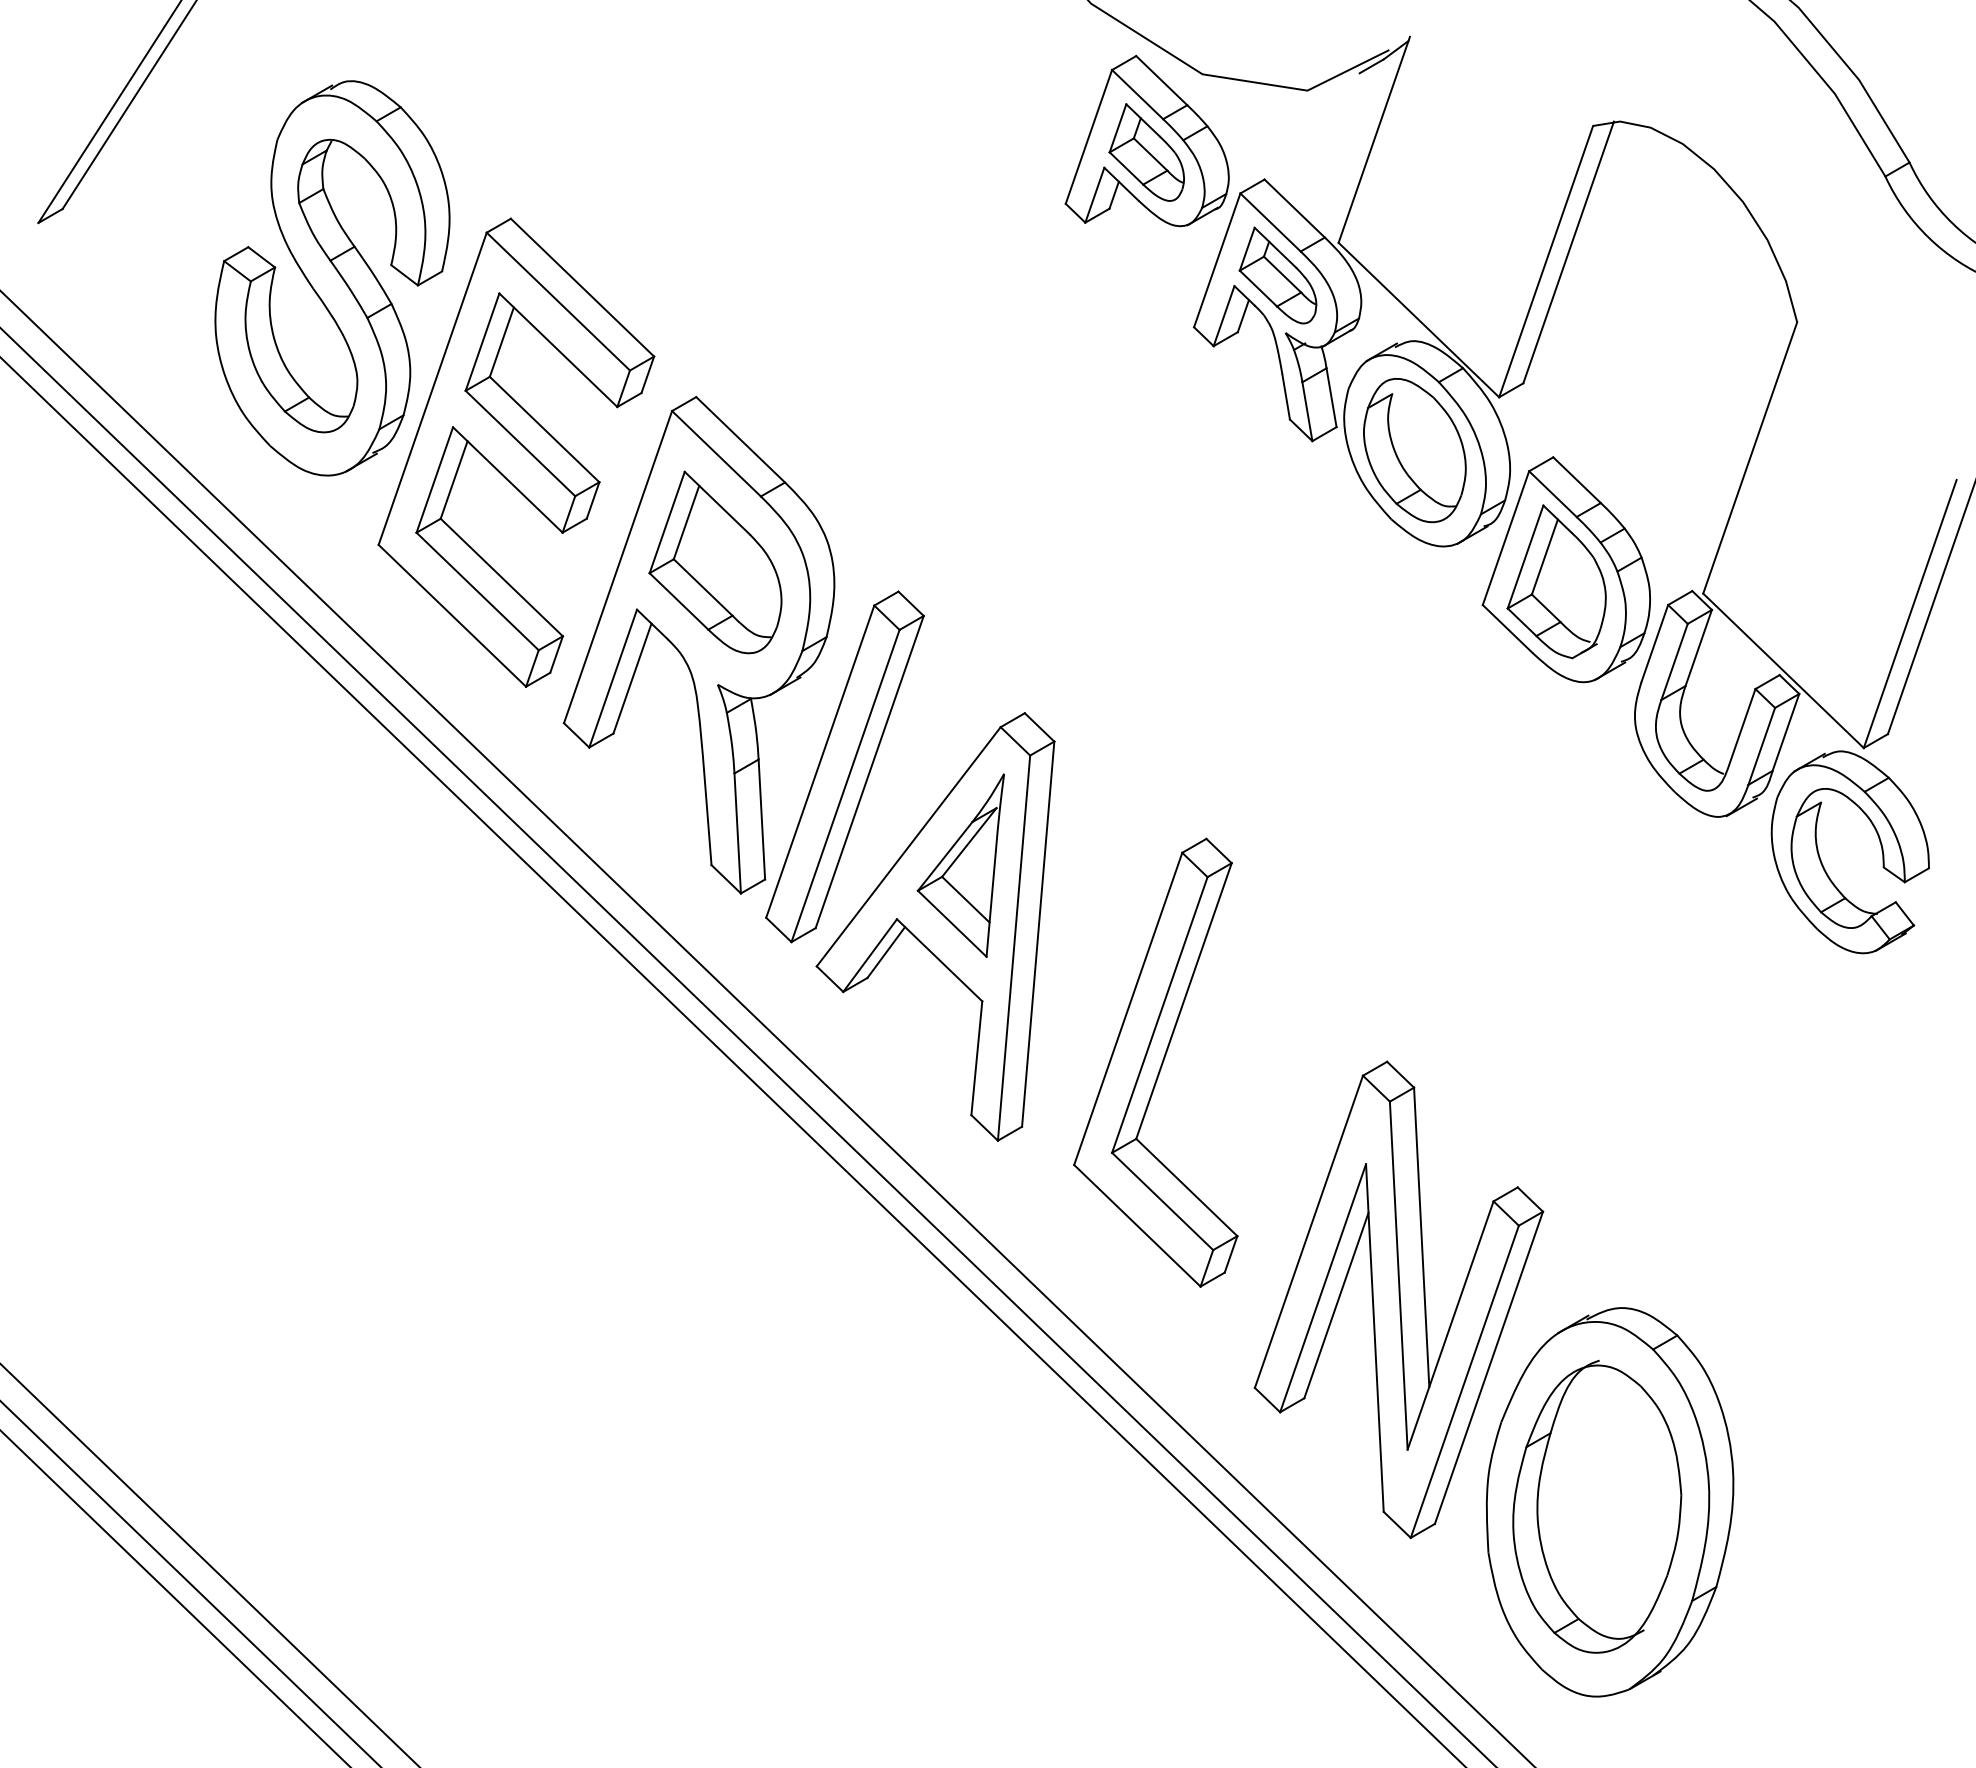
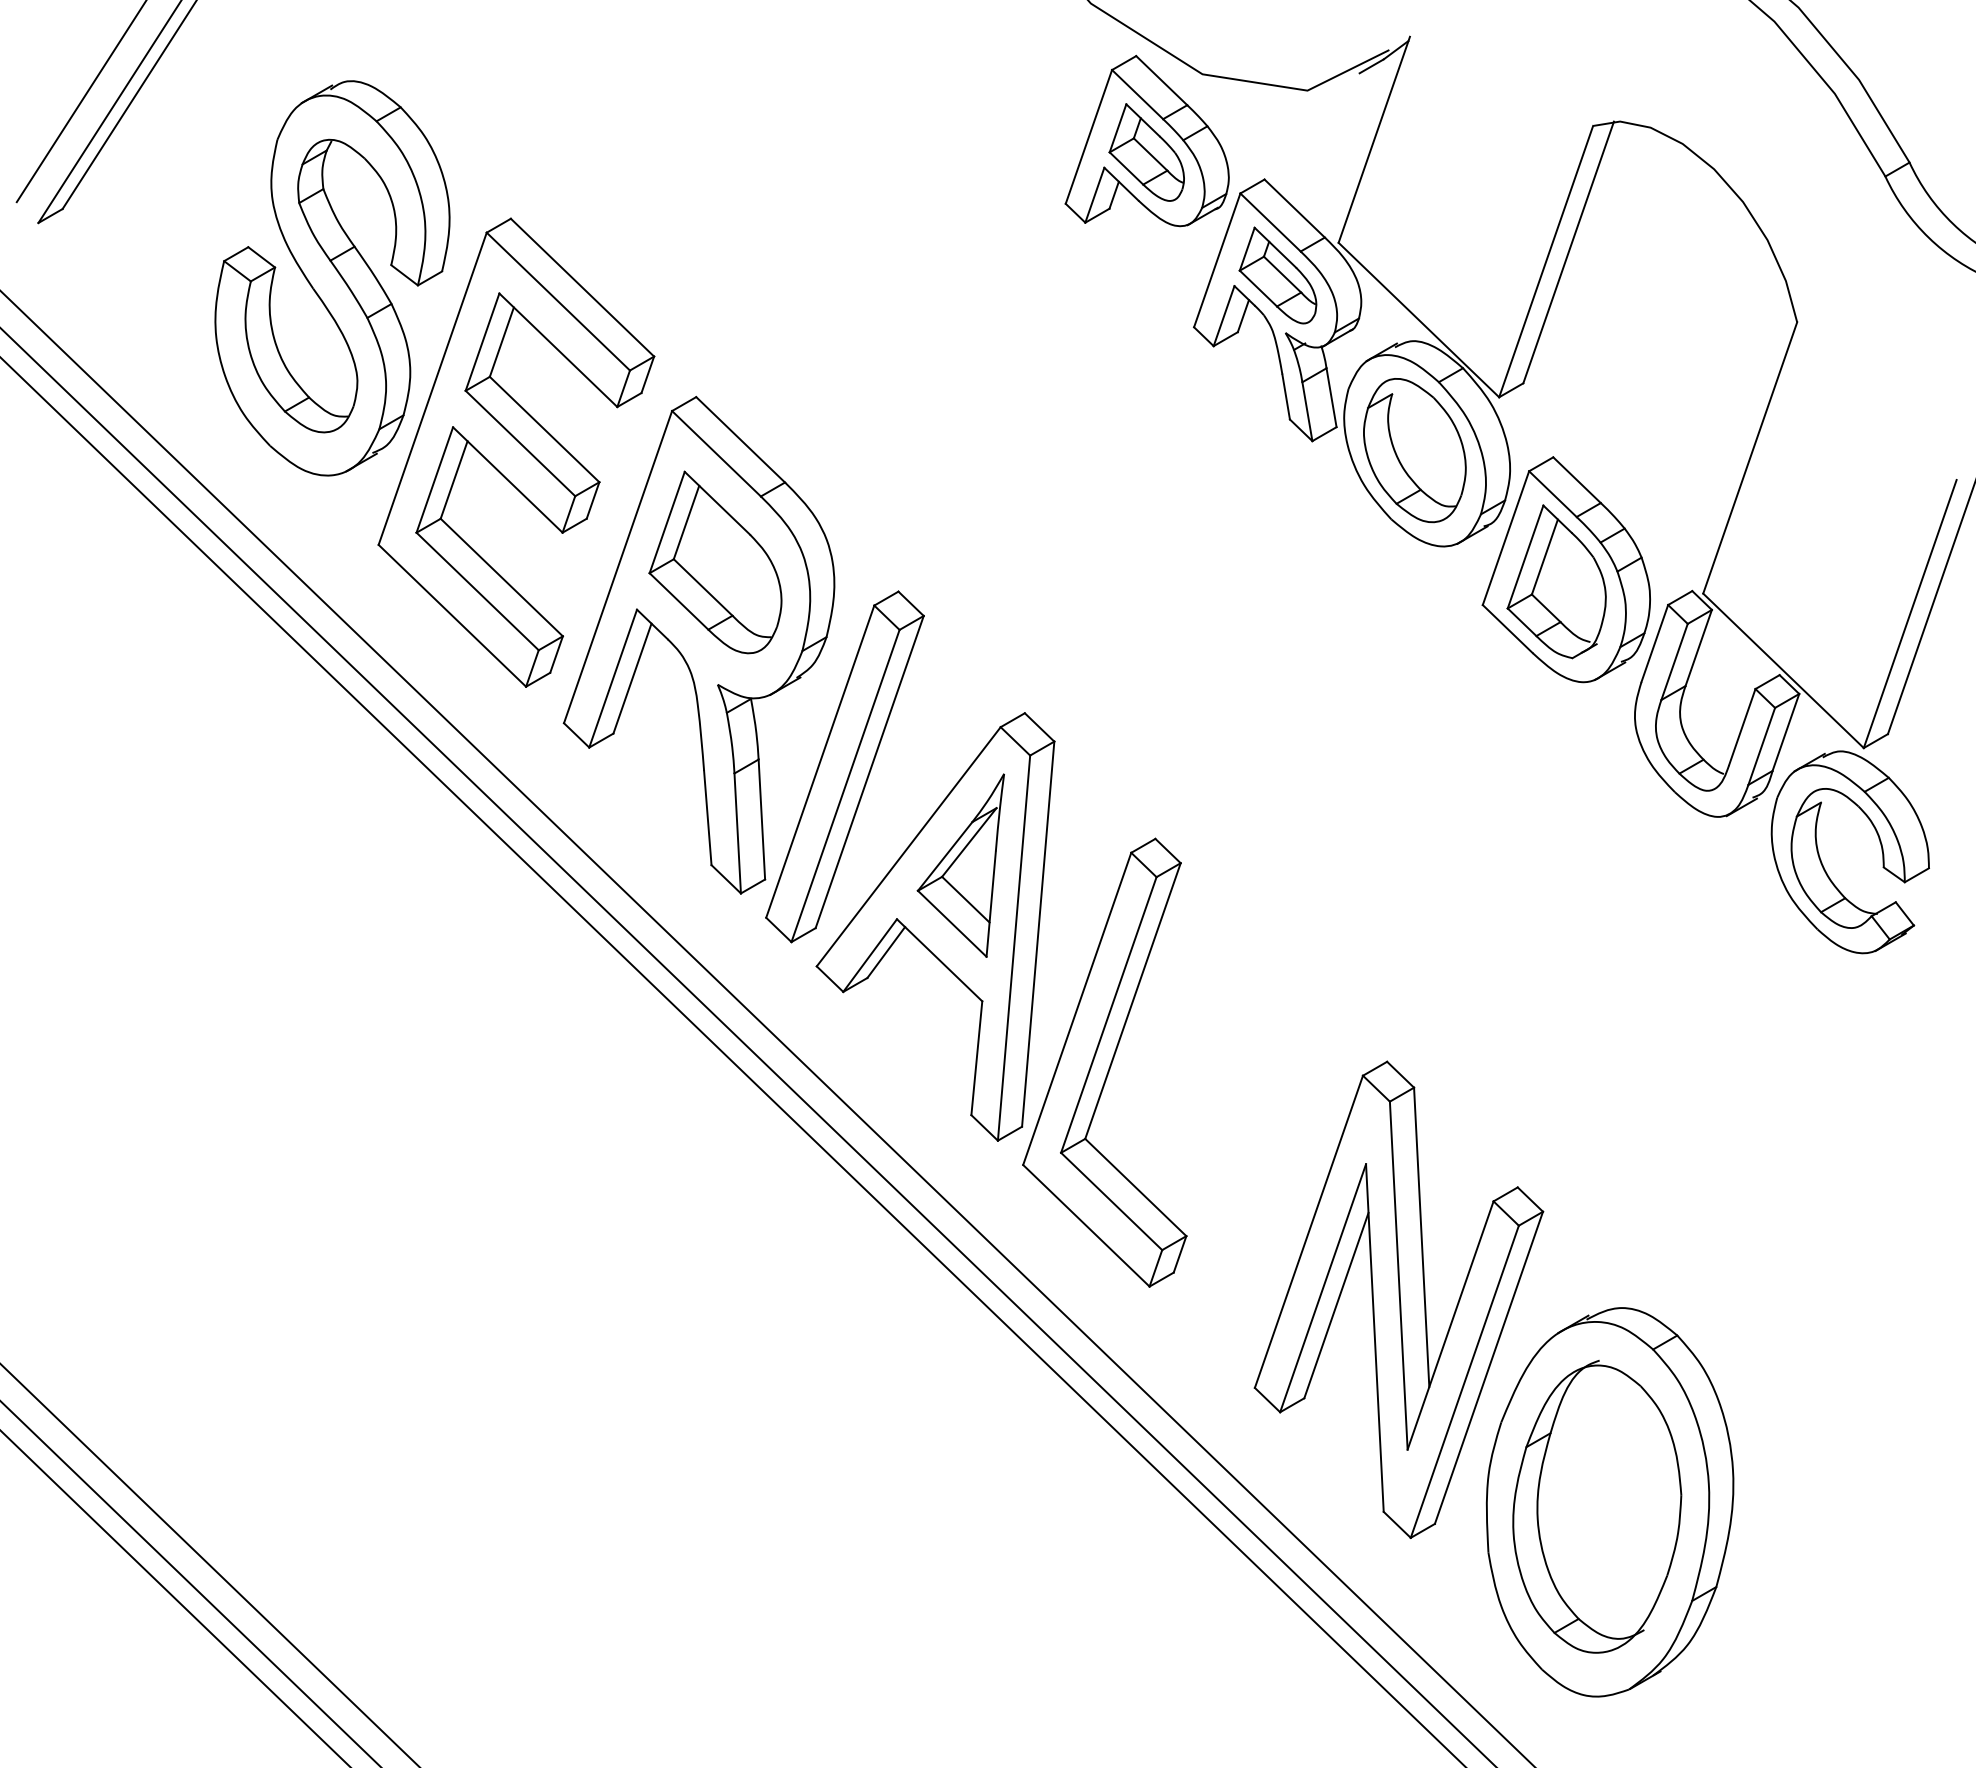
line: none -> present (80, 102)
part position: (1155, 1062) -> (1104, 1062) (1104, 1062)
